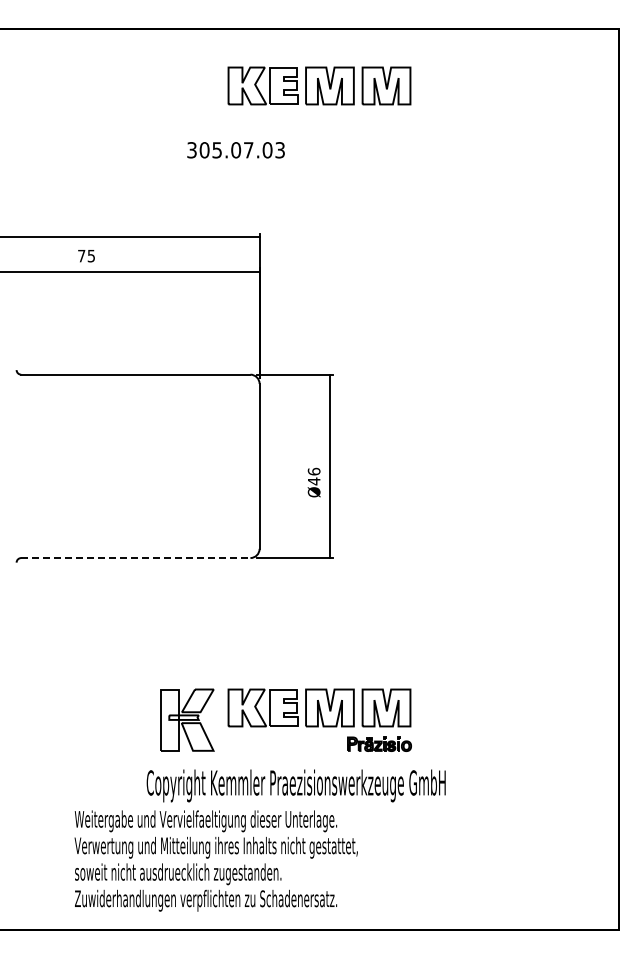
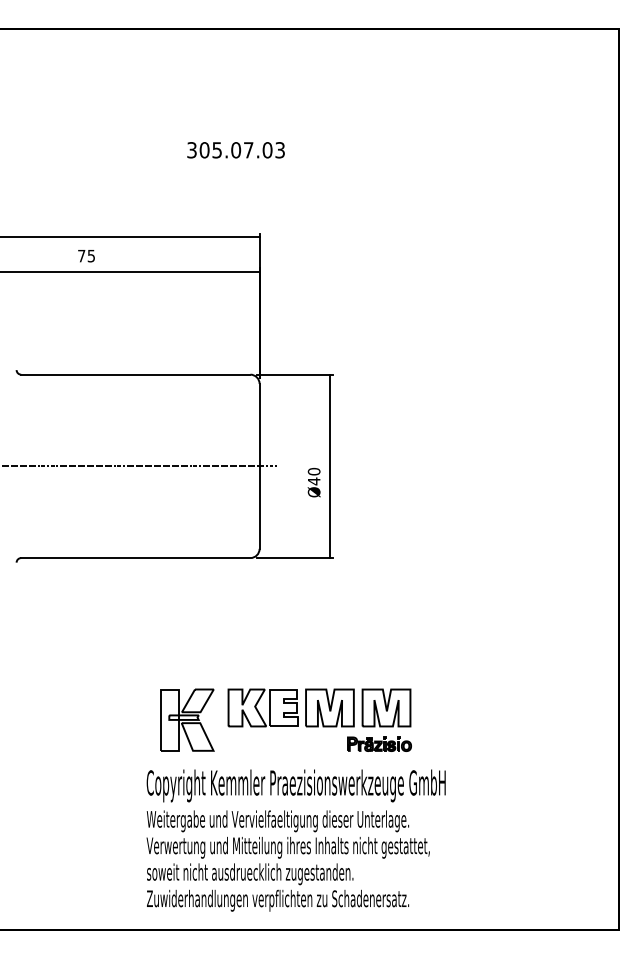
part: present -> none (319, 85)
line: none -> present (139, 466)
text: Ø46 -> Ø40 (313, 471)
line: dashed -> solid (135, 558)
text position: (215, 860) -> (287, 860) (287, 860)
